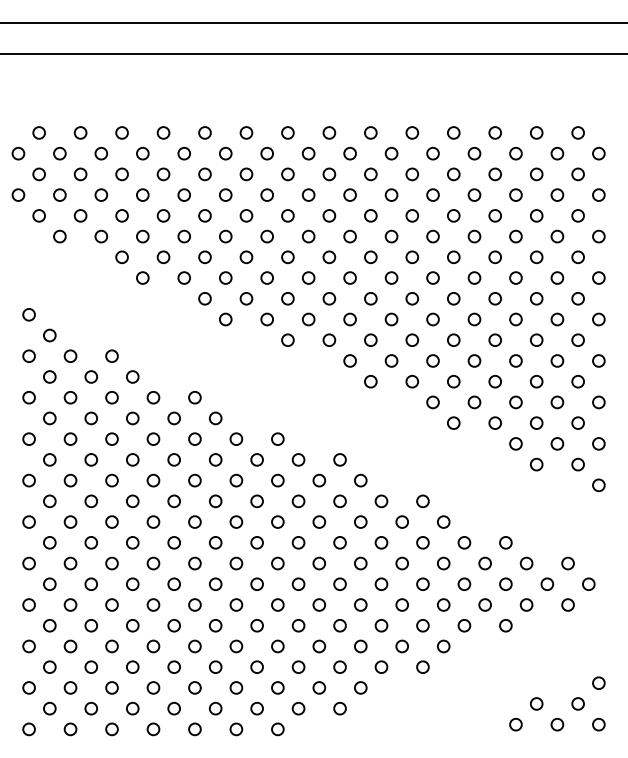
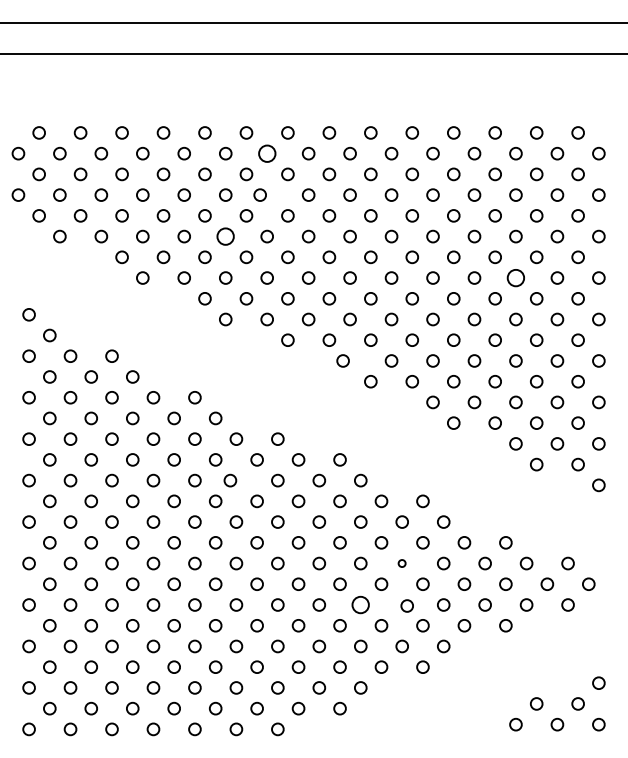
circle size: 14x15 px -> 19x19 px (267, 153)
circle position: (266, 194) -> (259, 194) (259, 194)
circle size: 14x15 px -> 19x19 px (225, 236)
circle size: 14x14 px -> 19x19 px (515, 278)
circle position: (349, 360) -> (342, 360) (342, 360)
circle position: (236, 480) -> (230, 480) (230, 480)
circle size: 14x15 px -> 10x9 px (401, 563)
circle size: 14x14 px -> 19x20 px (360, 604)
circle position: (401, 604) -> (406, 605) (406, 605)
